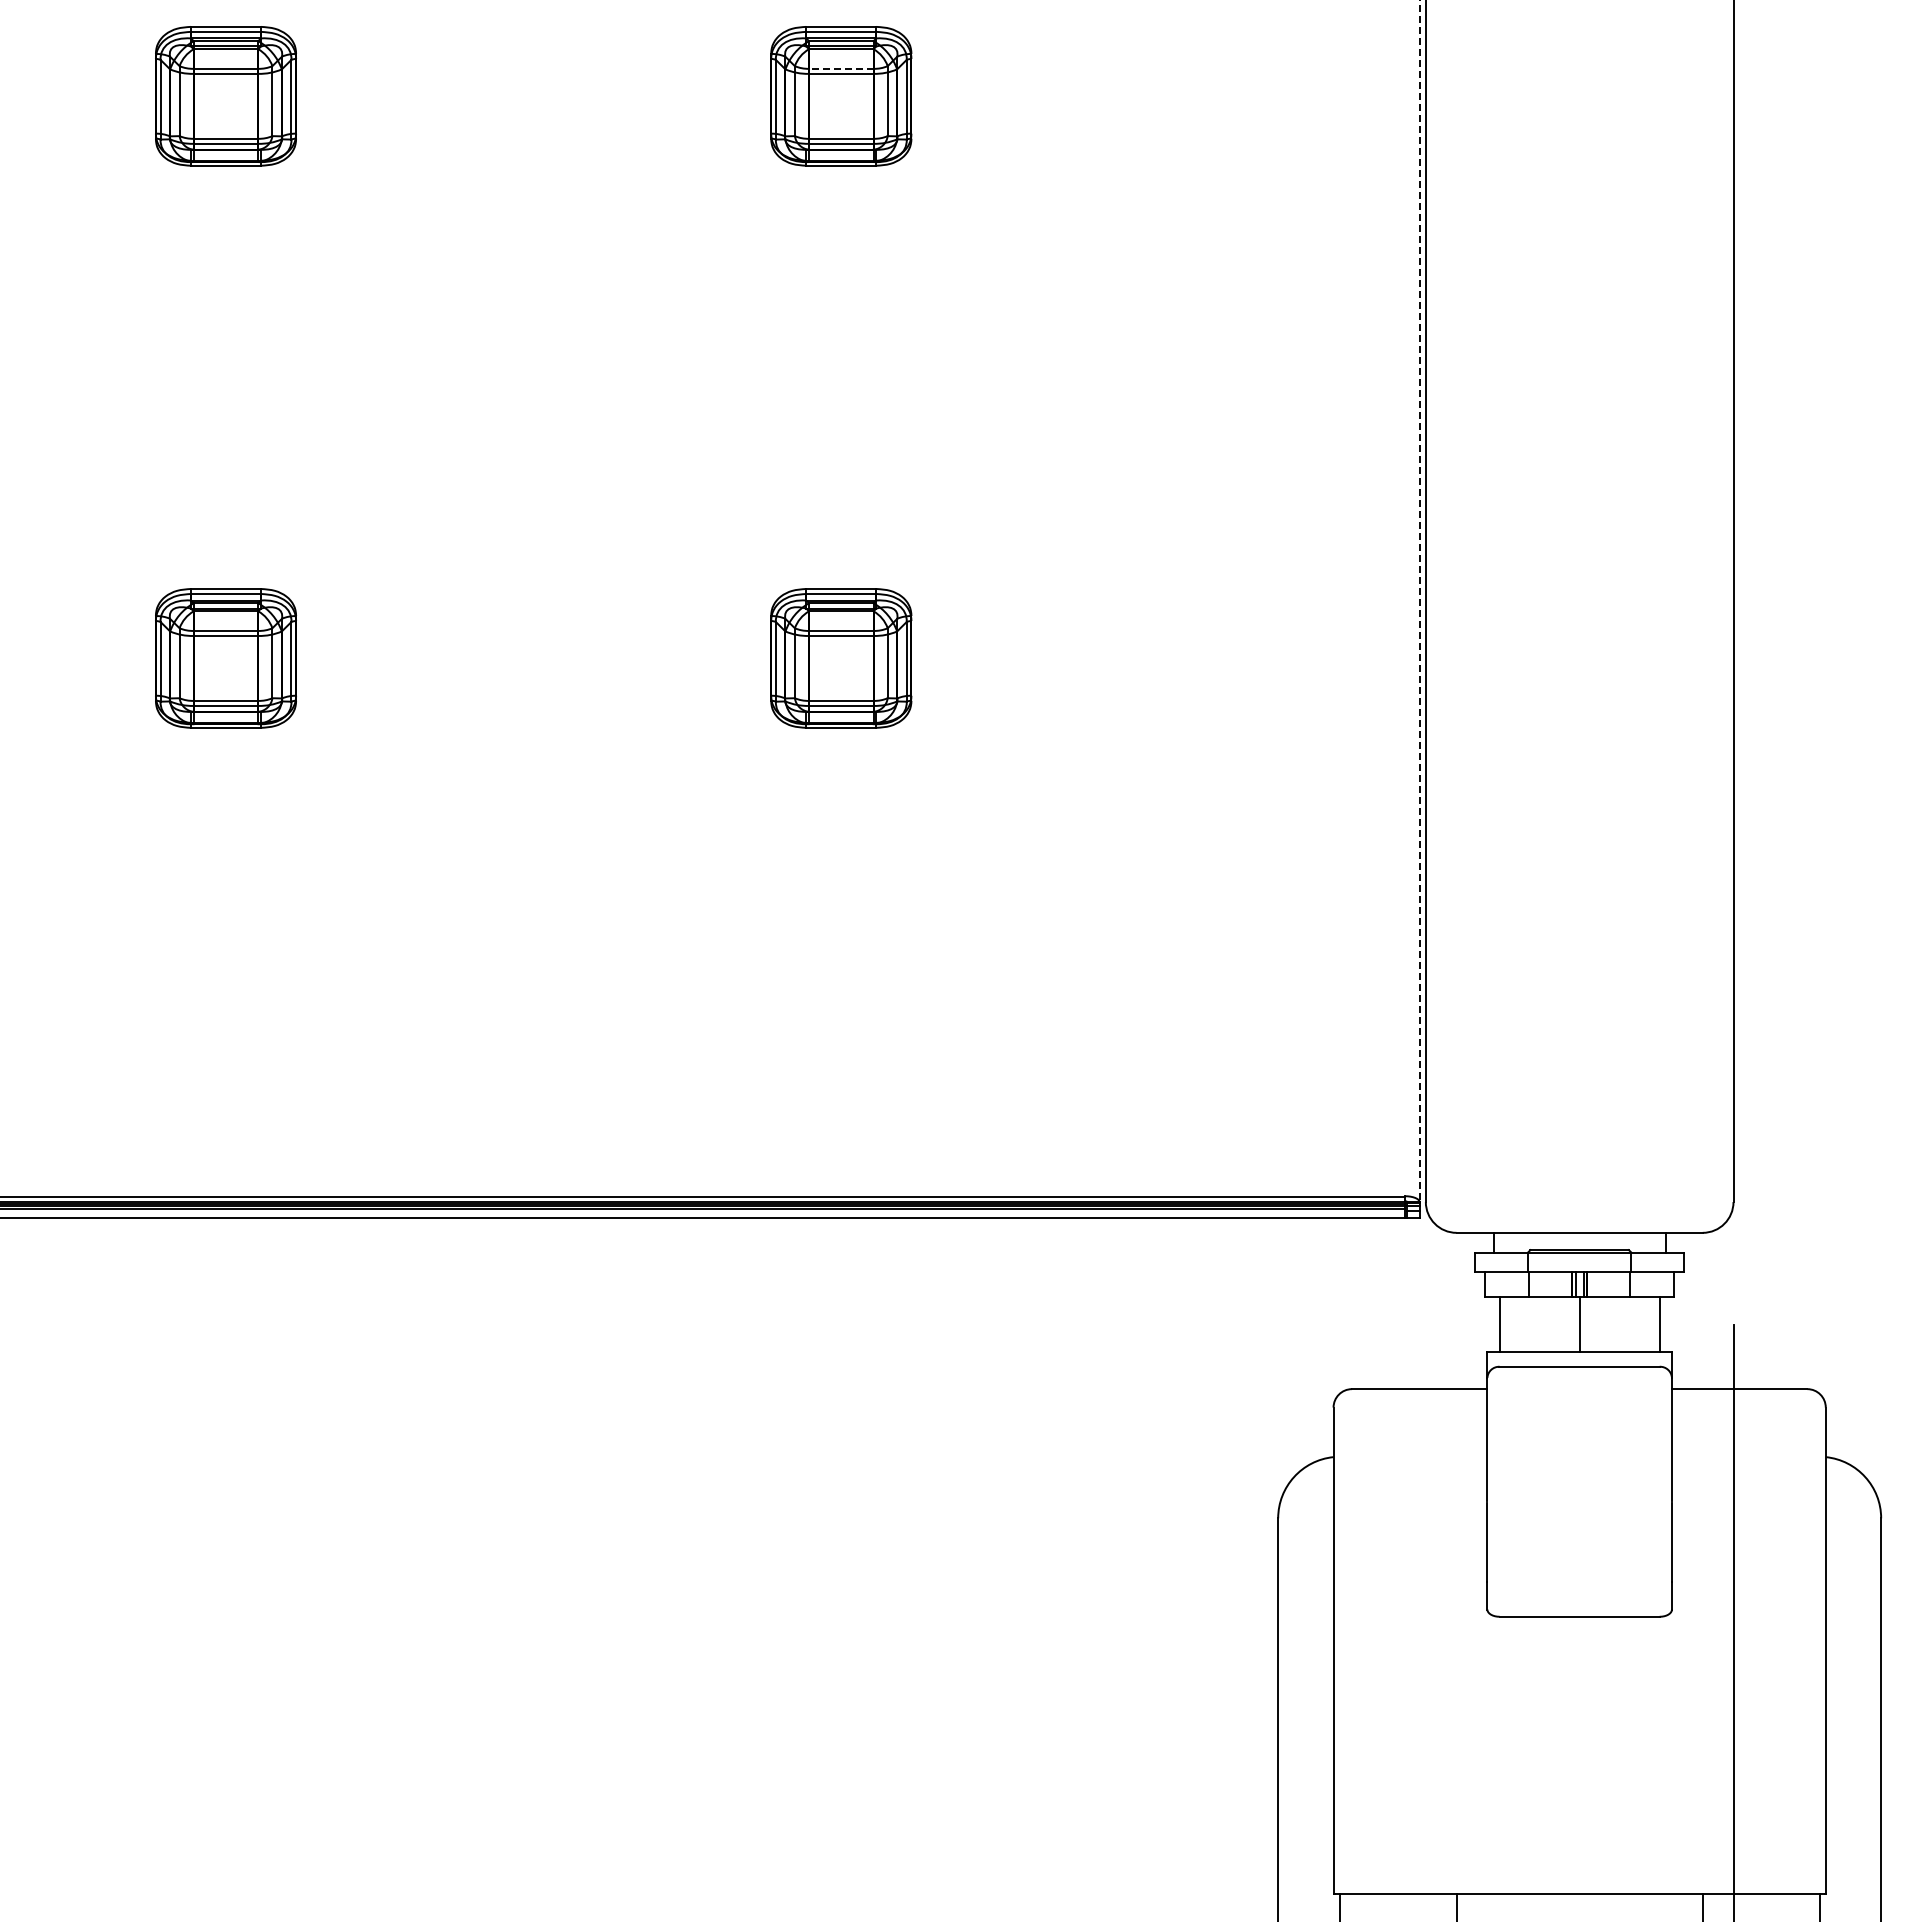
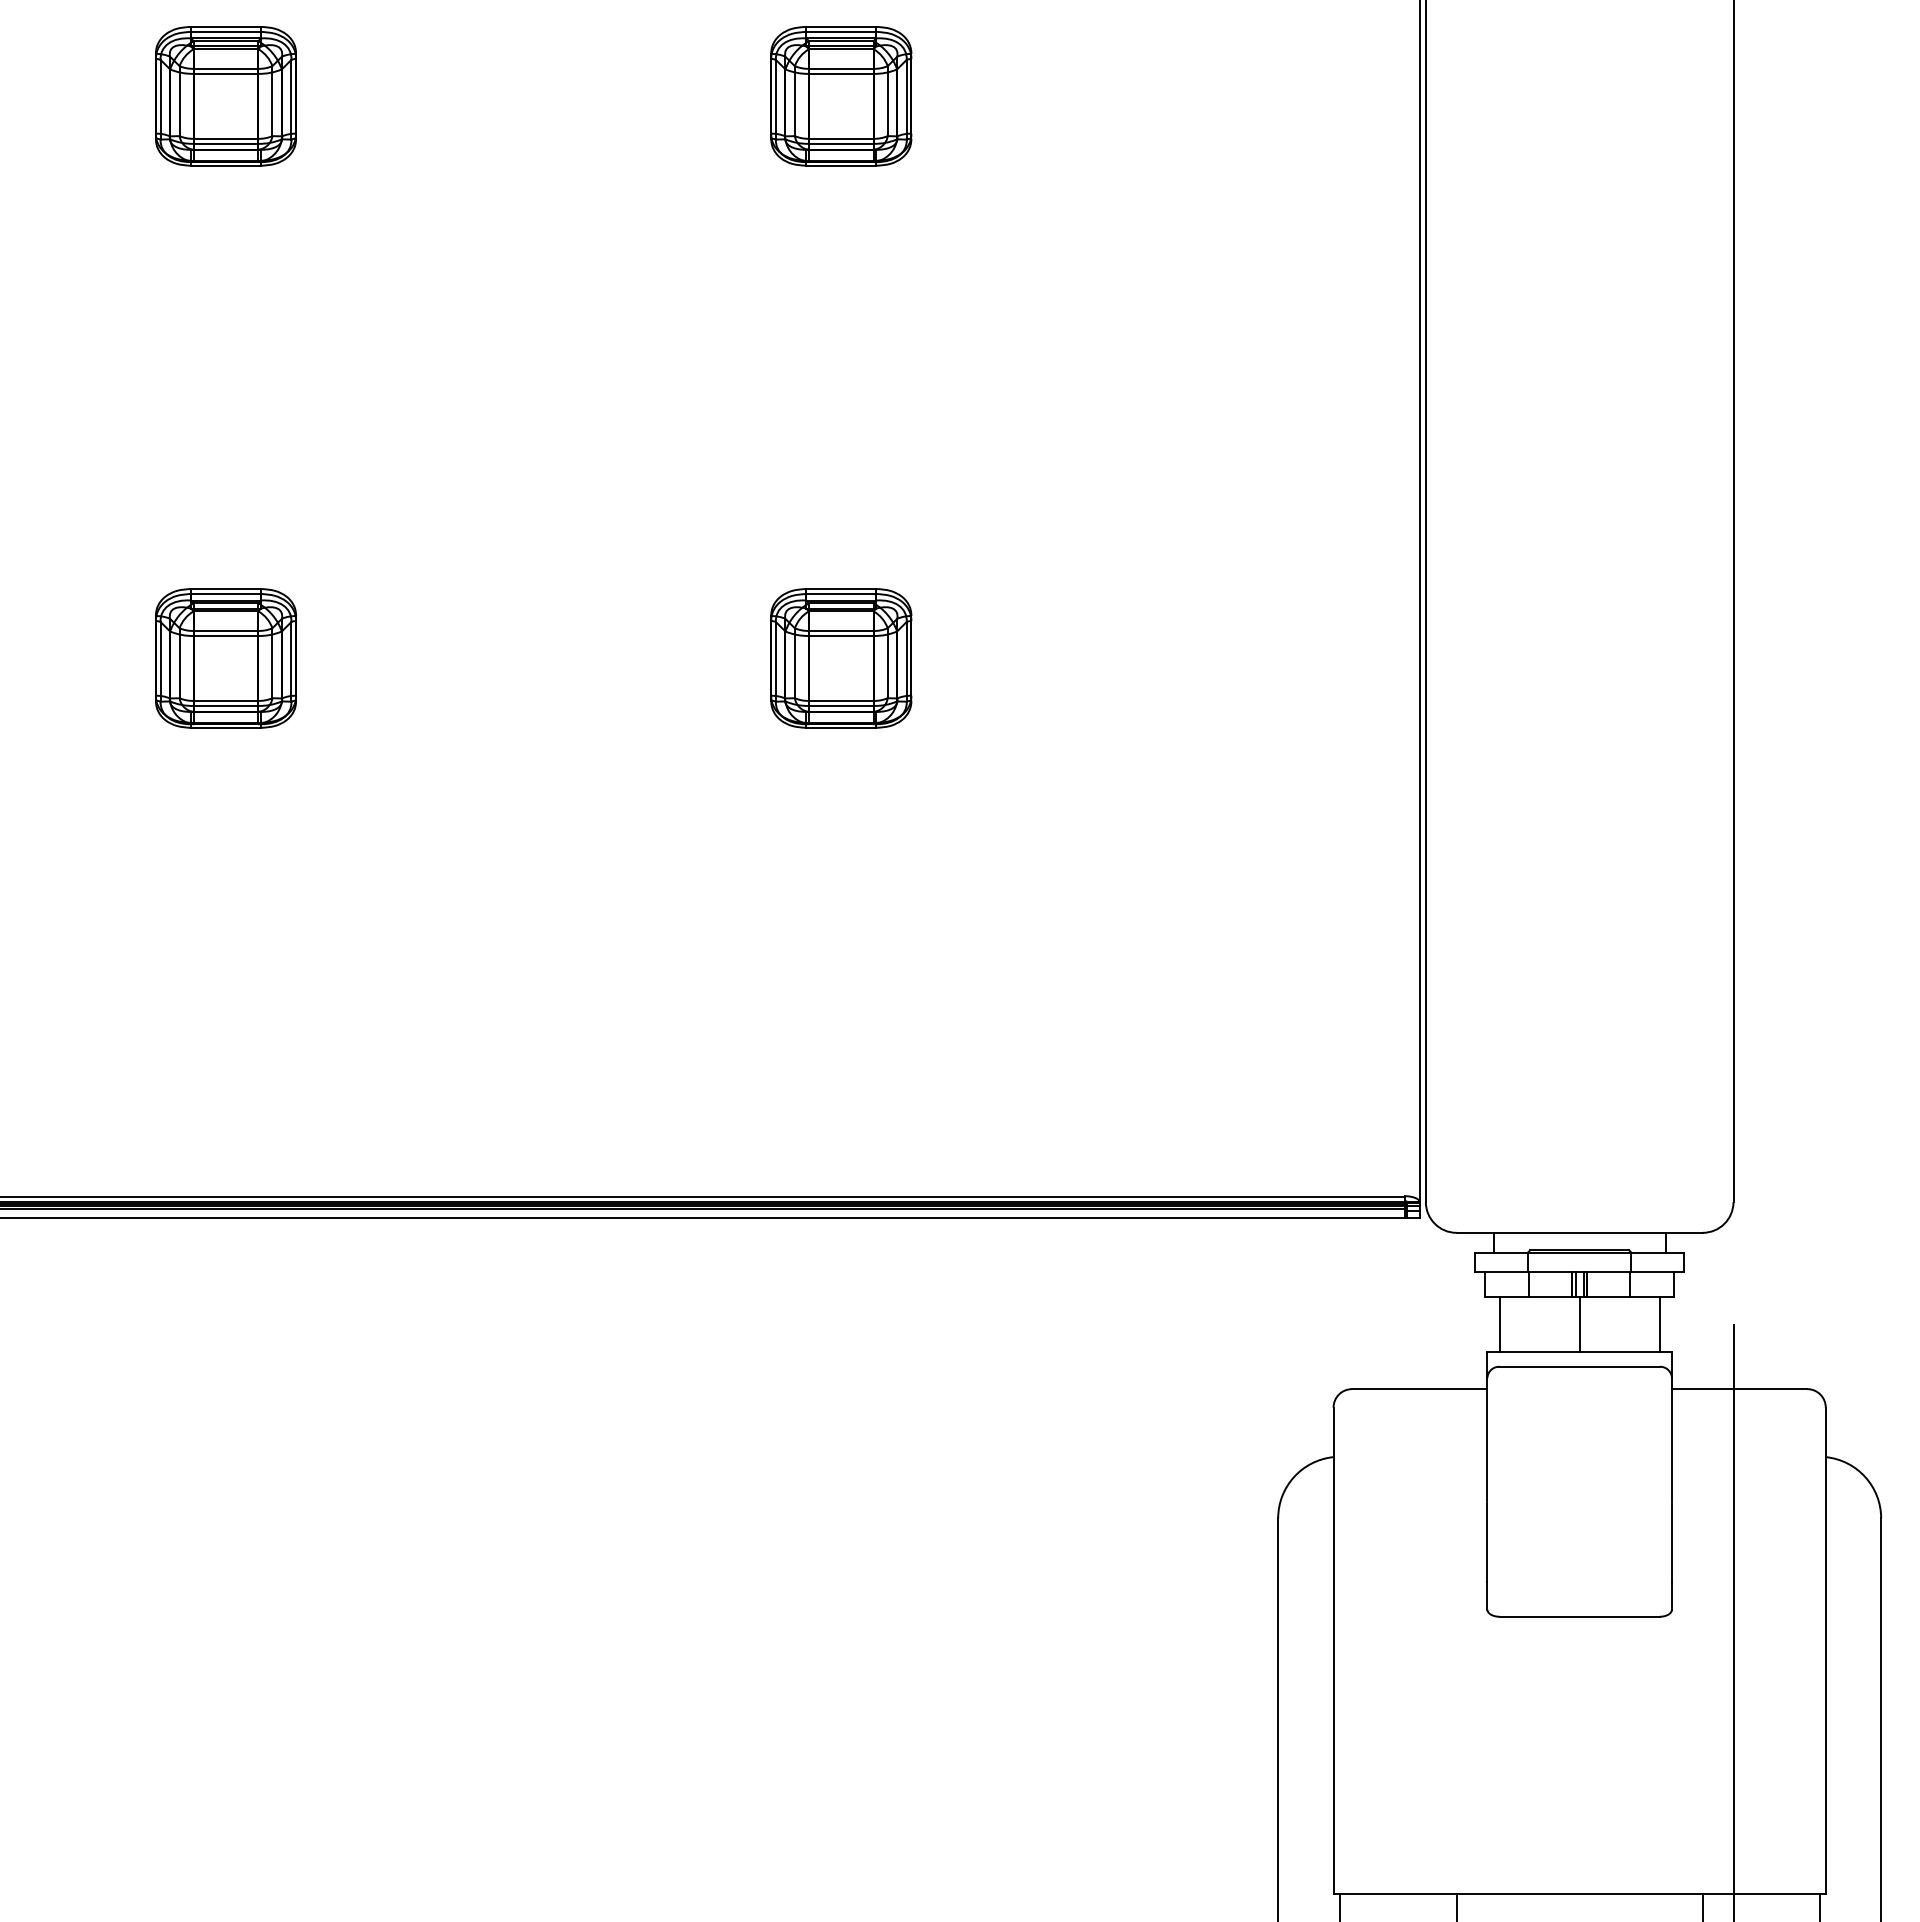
line: dashed -> solid (840, 68)
line: dashed -> solid (1419, 601)
